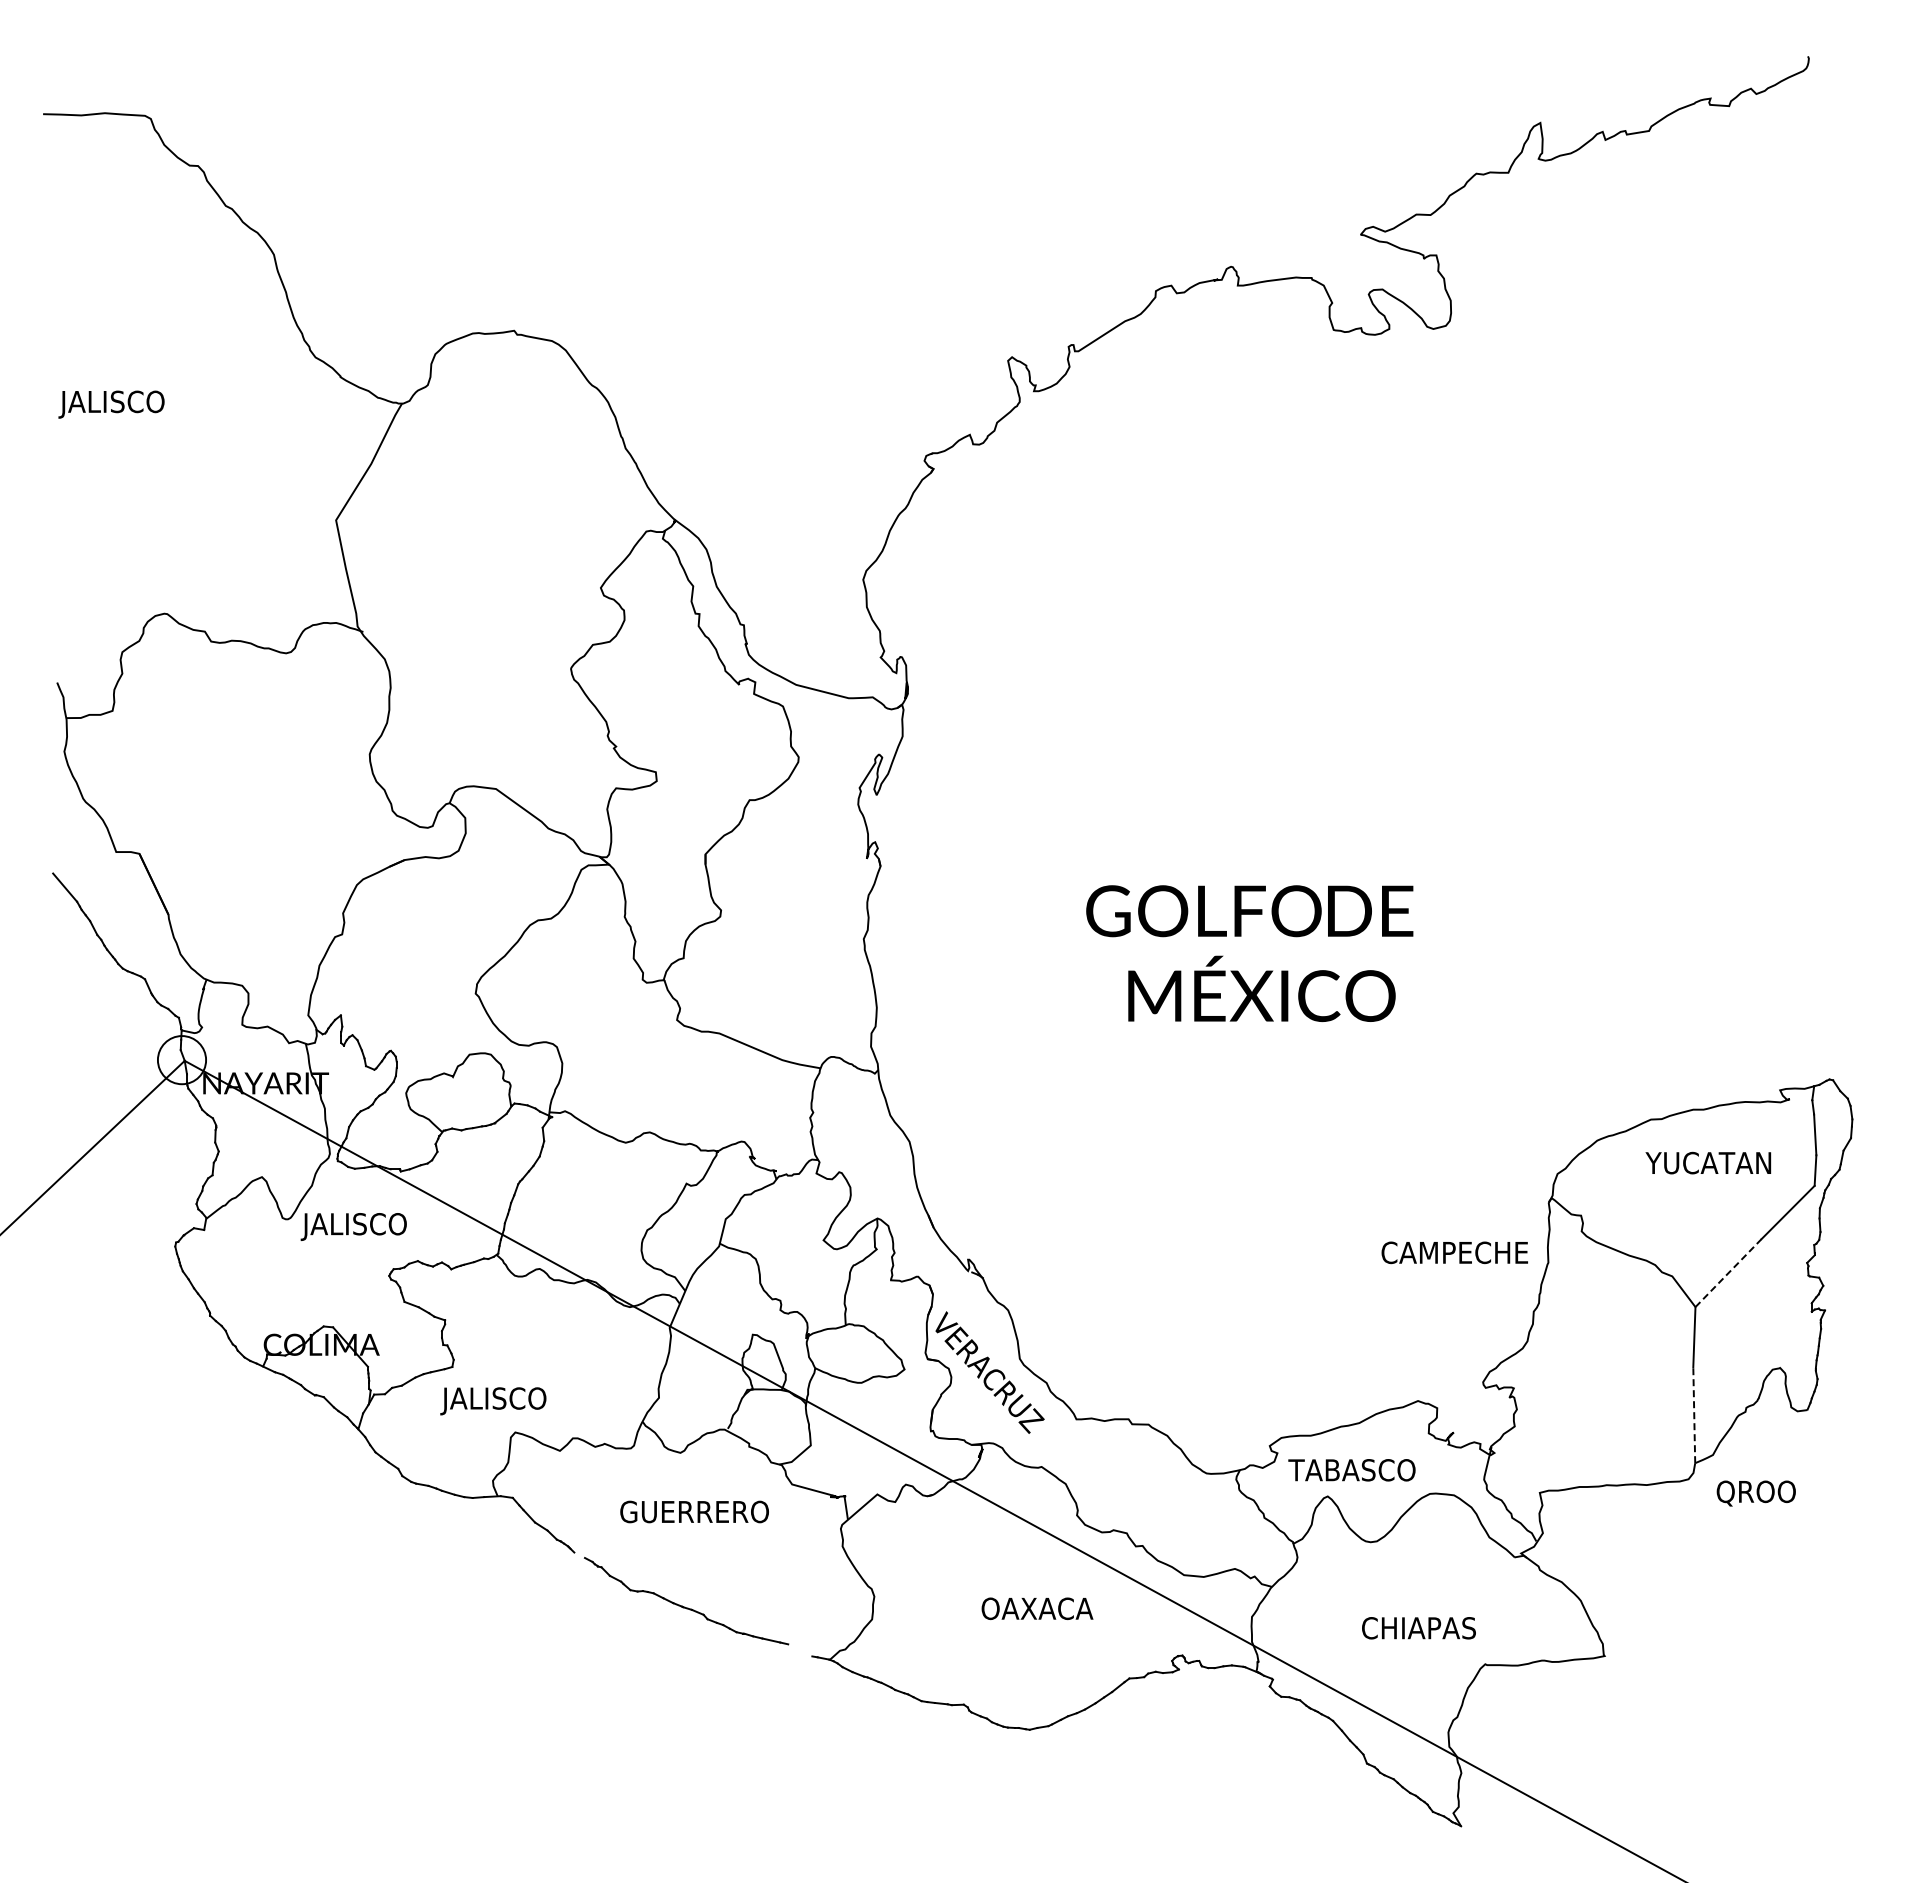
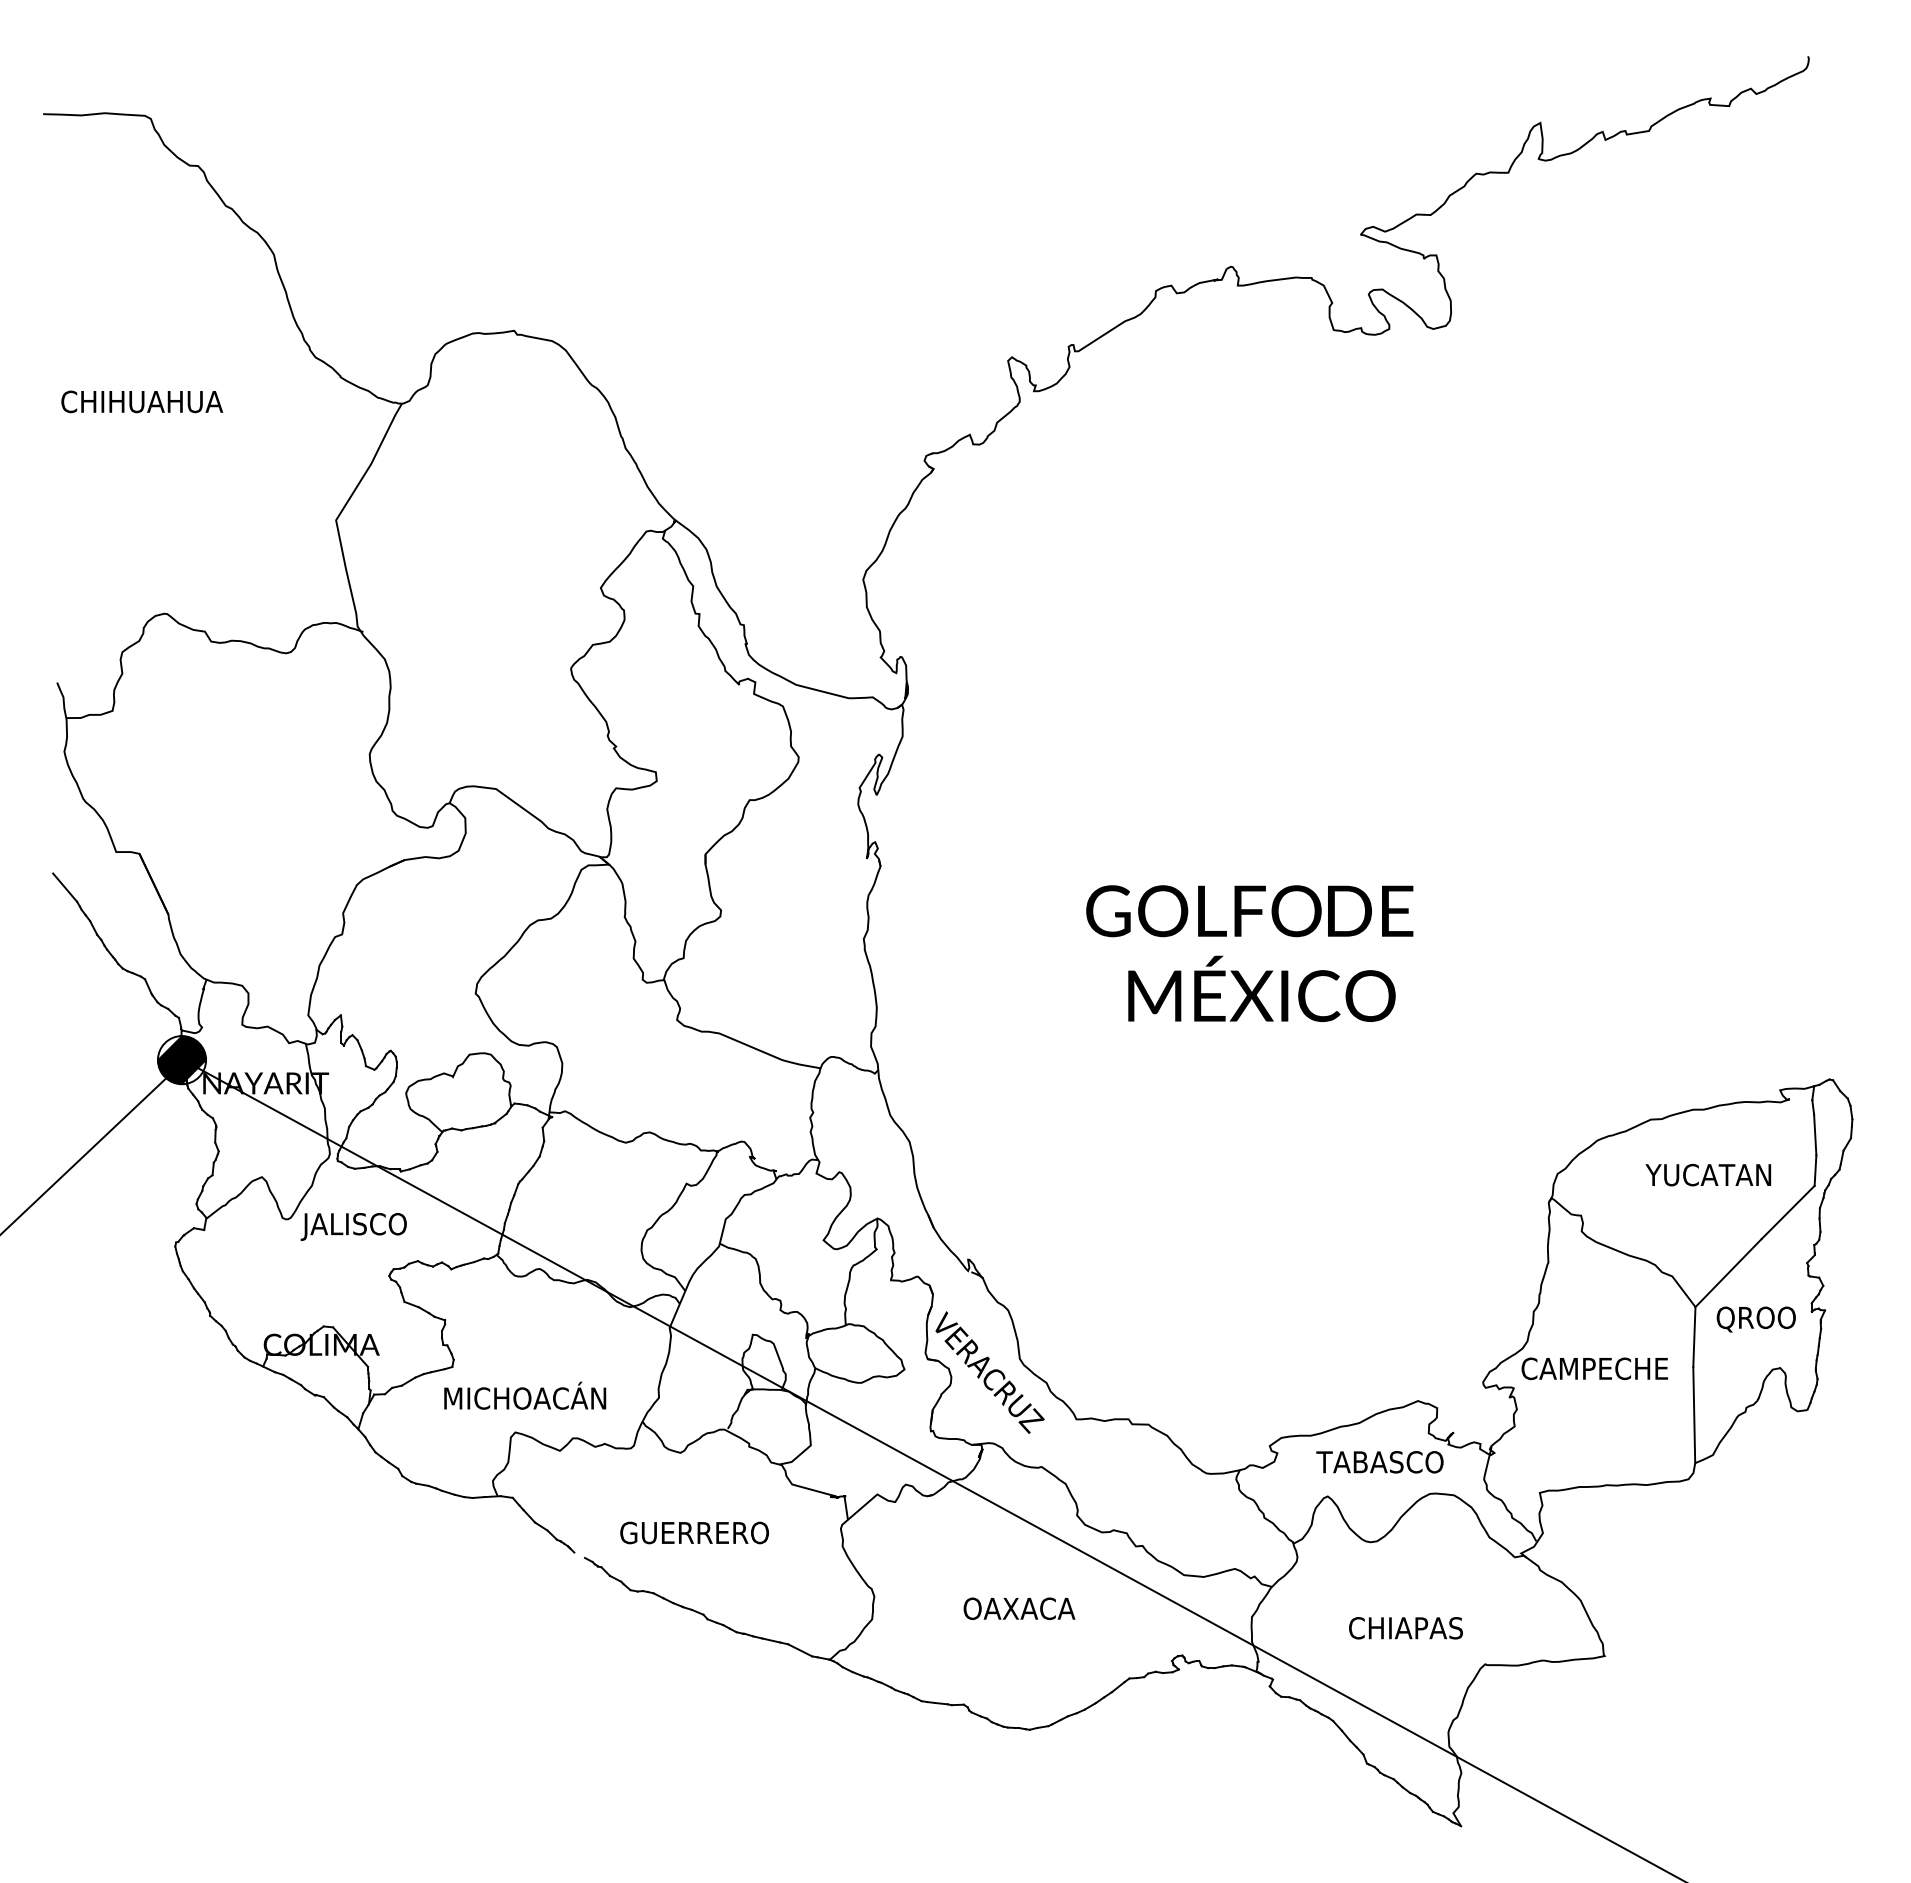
text: JALISCO -> CHIHUAHUA (140, 404)
hatch: none -> present (181, 1060)
text position: (1708, 1162) -> (1708, 1174) (1708, 1174)
text position: (1454, 1252) -> (1594, 1368) (1594, 1368)
line: dashed -> solid (1728, 1272)
text: JALISCO -> MICHOACÁN (523, 1398)
line: dashed -> solid (1694, 1414)
text position: (1351, 1470) -> (1379, 1462) (1379, 1462)
text position: (1755, 1493) -> (1755, 1319) (1755, 1319)
text position: (694, 1511) -> (694, 1532) (694, 1532)
text position: (1037, 1608) -> (1019, 1608) (1019, 1608)
text position: (1418, 1628) -> (1405, 1628) (1405, 1628)
line: none -> present (800, 1650)
